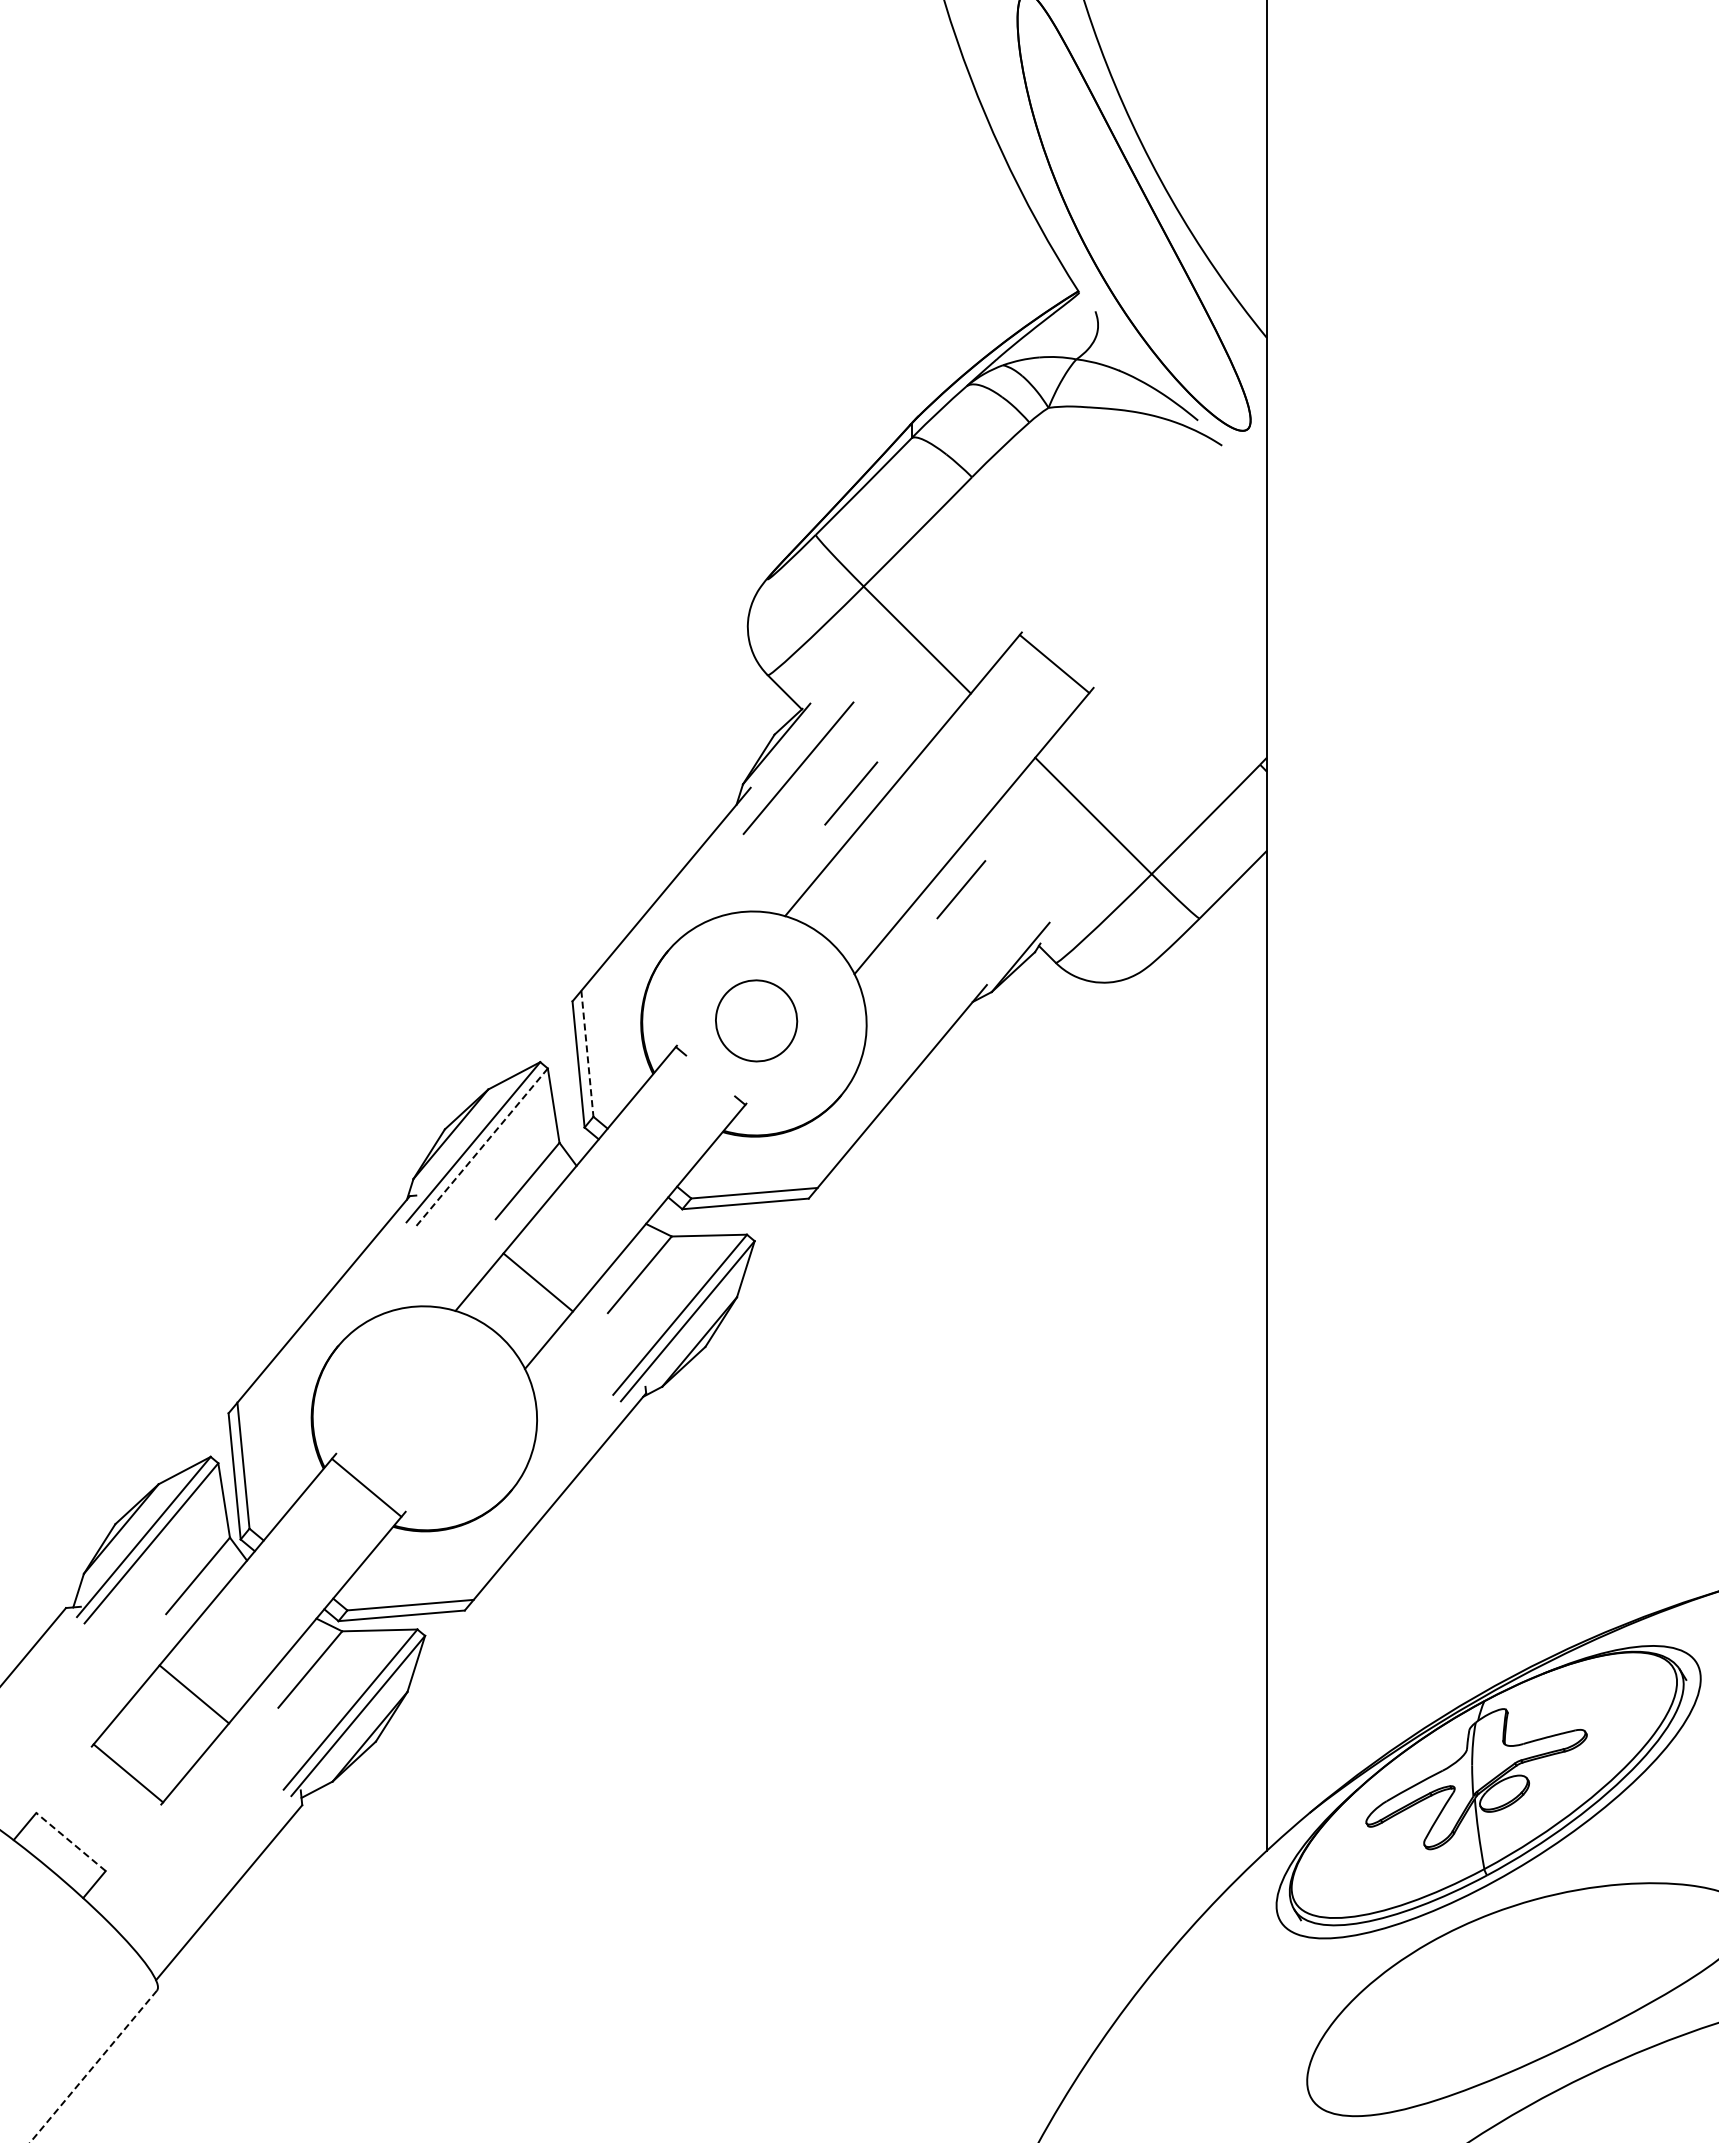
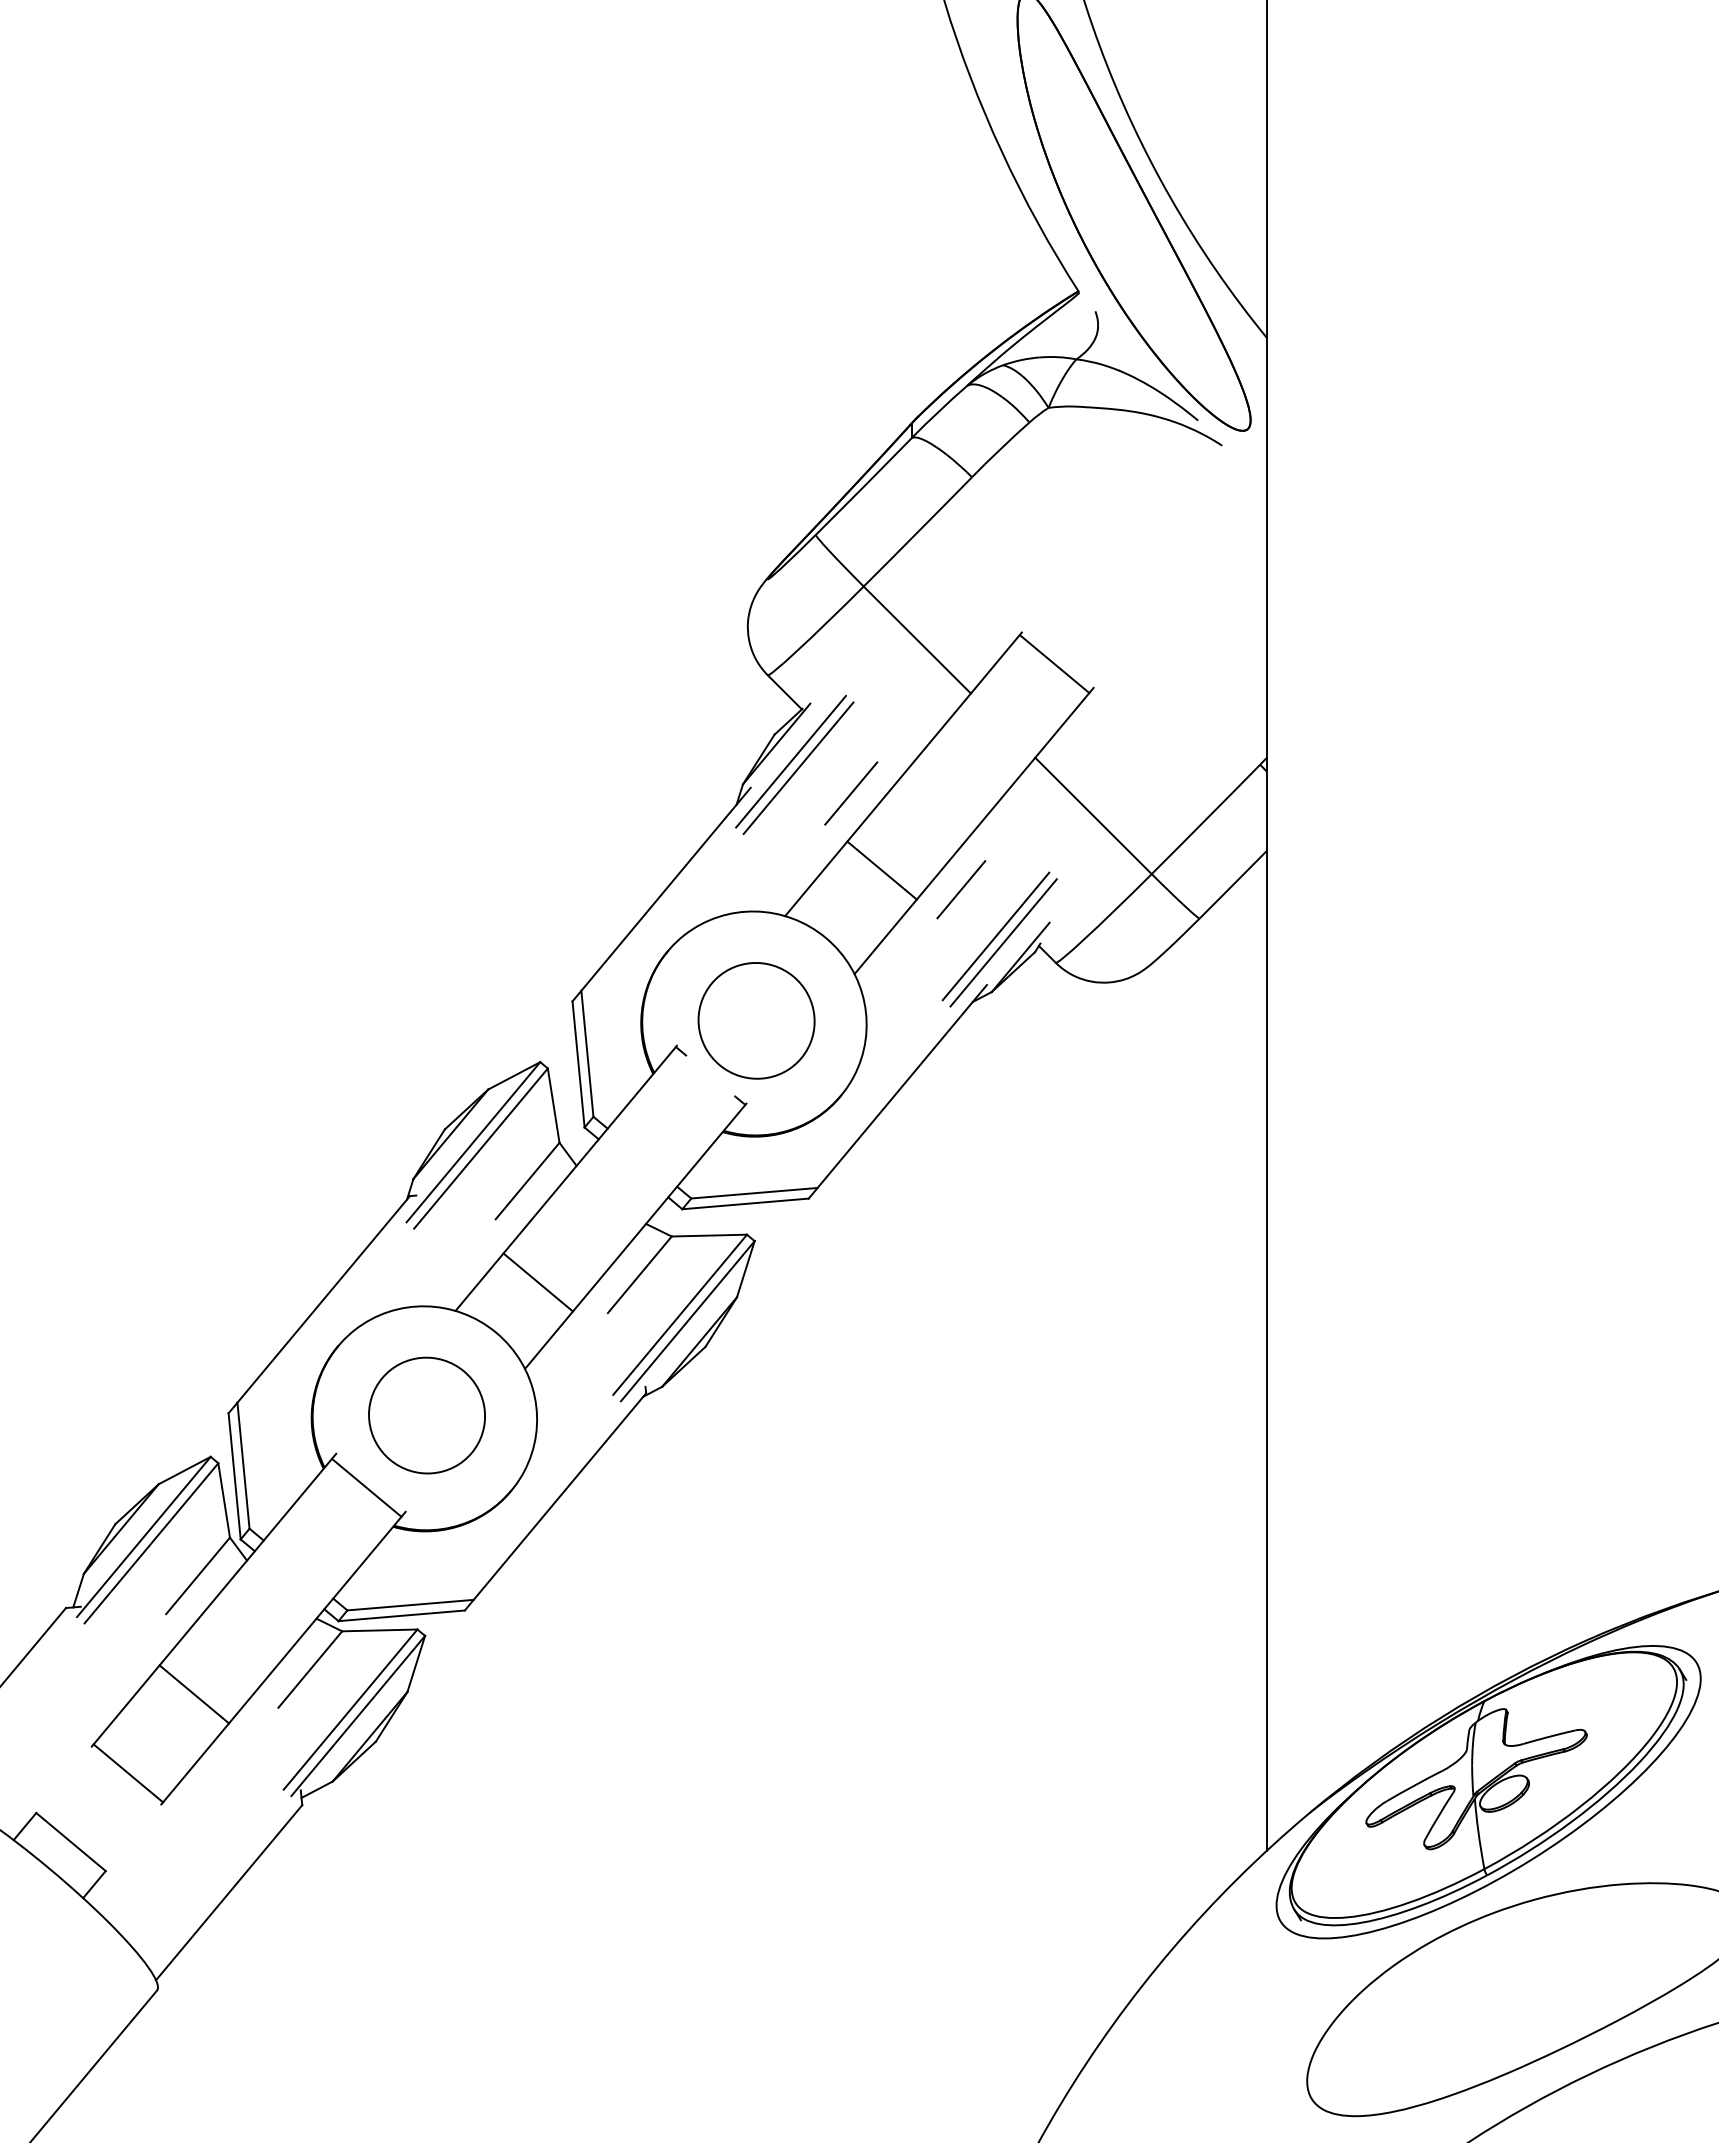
line: none -> present (790, 761)
line: none -> present (881, 870)
line: none -> present (995, 936)
line: none -> present (1003, 942)
part size: 84x84 px -> 119x118 px (756, 1020)
line: dashed -> solid (587, 1054)
line: dashed -> solid (480, 1148)
part: none -> present (426, 1415)
line: dashed -> solid (70, 1841)
line: dashed -> solid (93, 2066)
